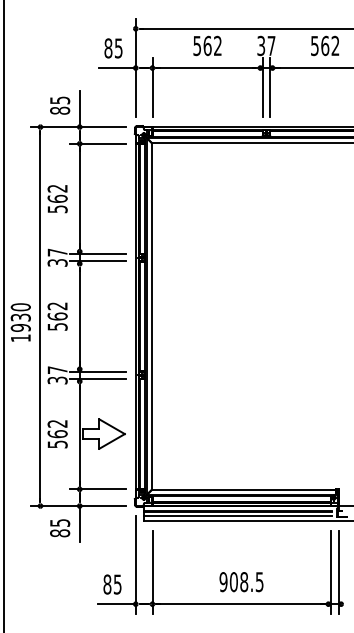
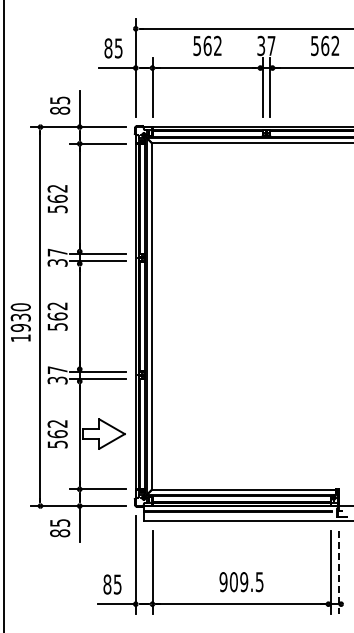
line: present -> none (237, 516)
line: solid -> dashed (338, 572)
text: 908.5 -> 909.5 (244, 582)
